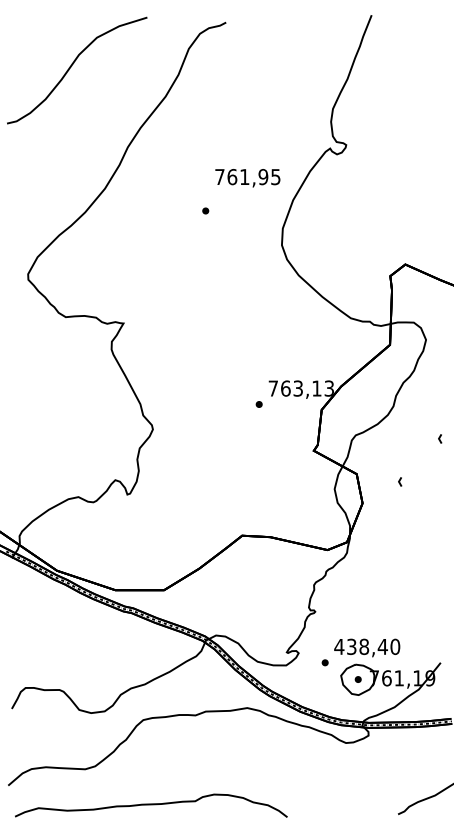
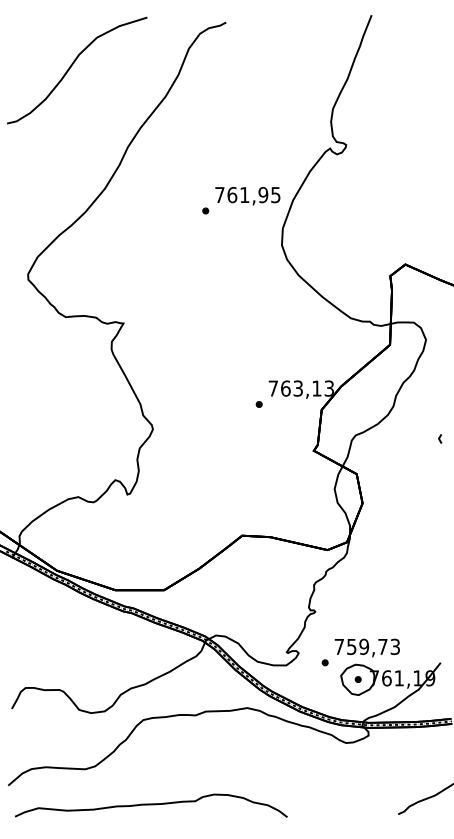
text position: (247, 178) -> (247, 196) (247, 196)
line: present -> none (400, 481)
text: 438,40 -> 759,73 (367, 646)
